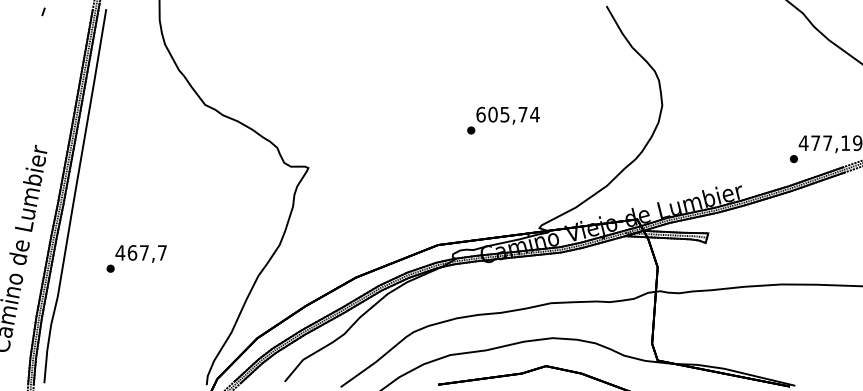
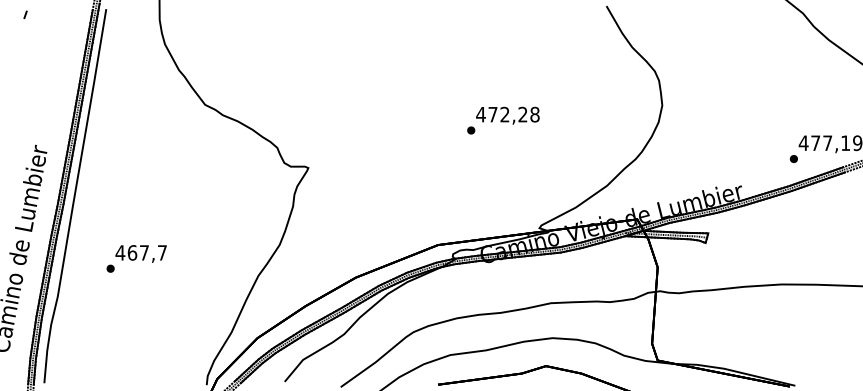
line position: (43, 11) -> (25, 14) (25, 14)
text: 605,74 -> 472,28 (507, 114)
